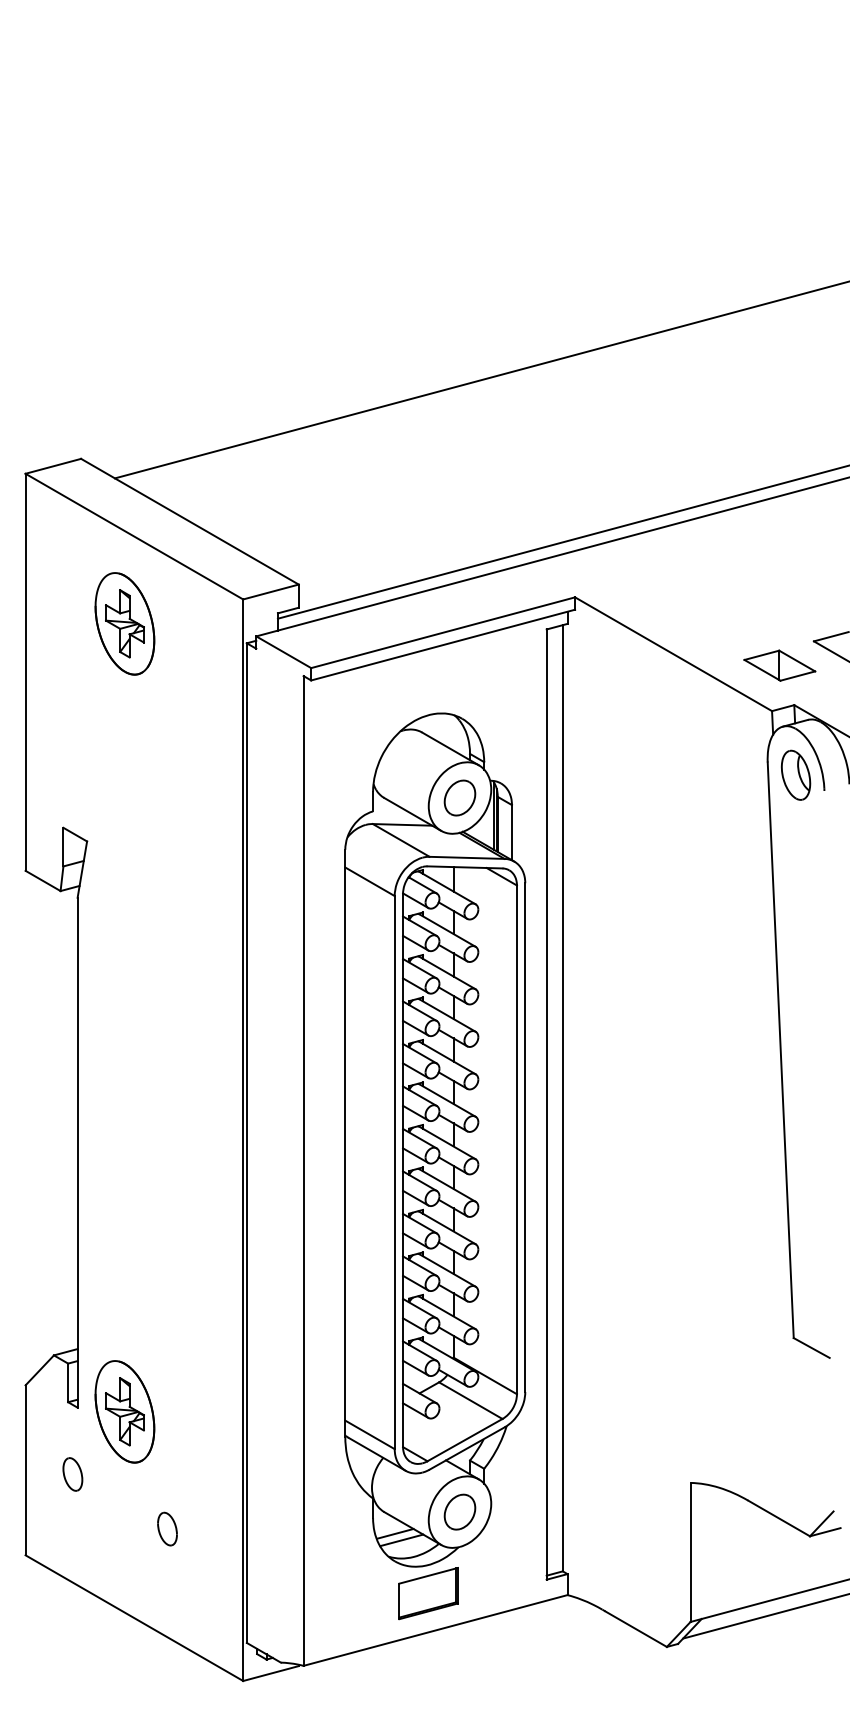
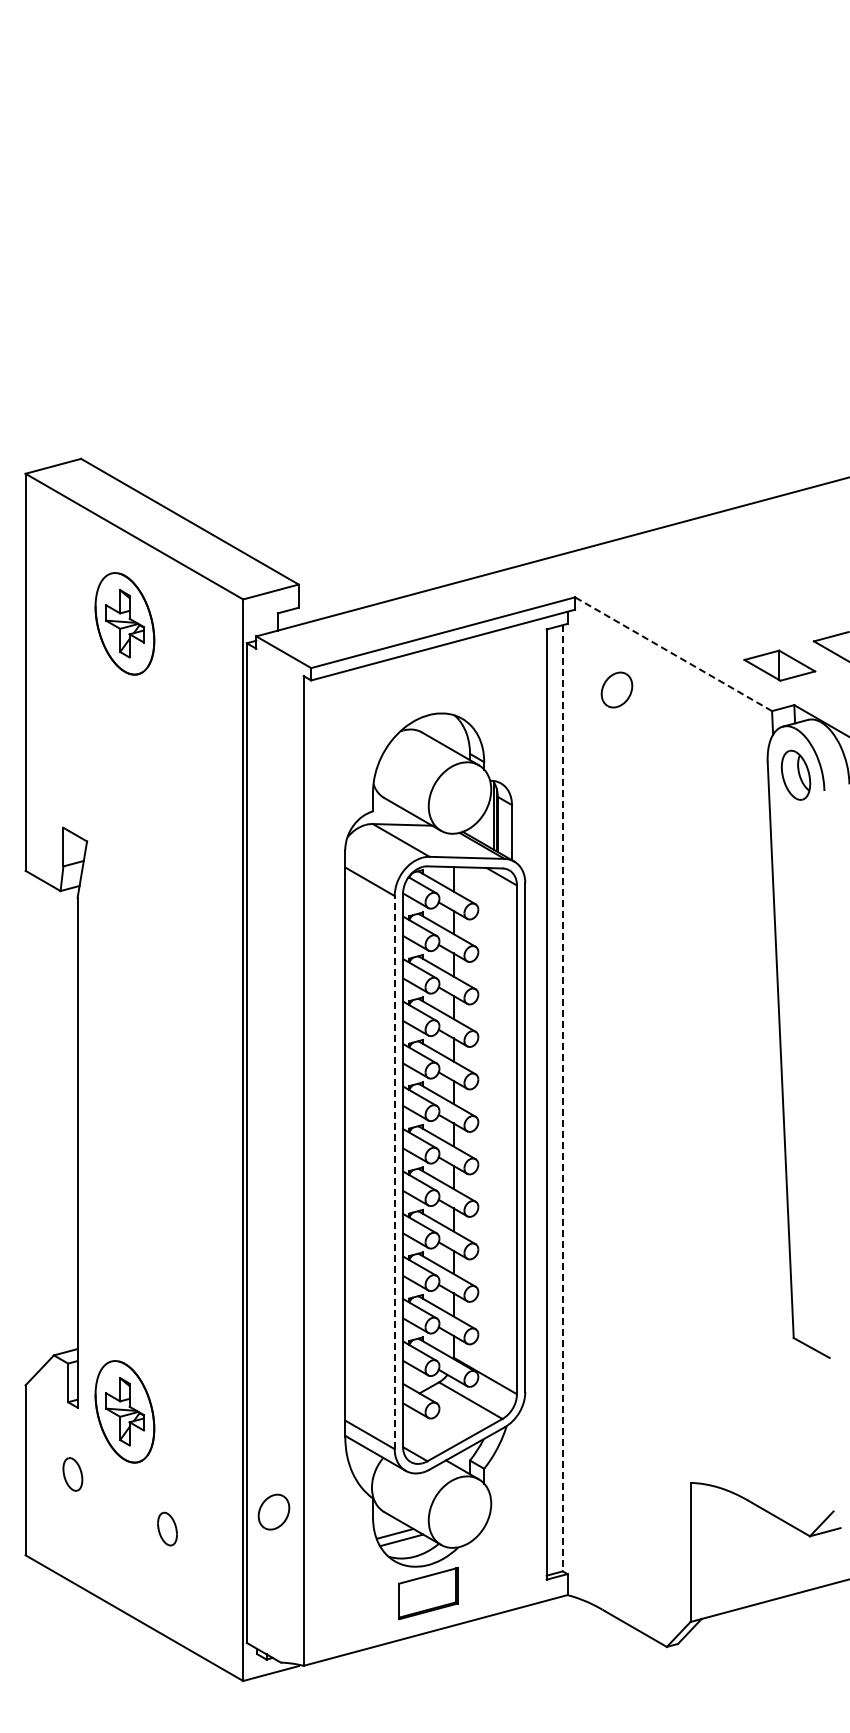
line: present -> none (480, 380)
line: present -> none (561, 542)
line: solid -> dashed (673, 654)
part position: (459, 797) -> (616, 689) (616, 689)
line: solid -> dashed (562, 1098)
line: solid -> dashed (394, 1172)
part position: (459, 1511) -> (273, 1511) (273, 1511)
line: present -> none (764, 1616)
